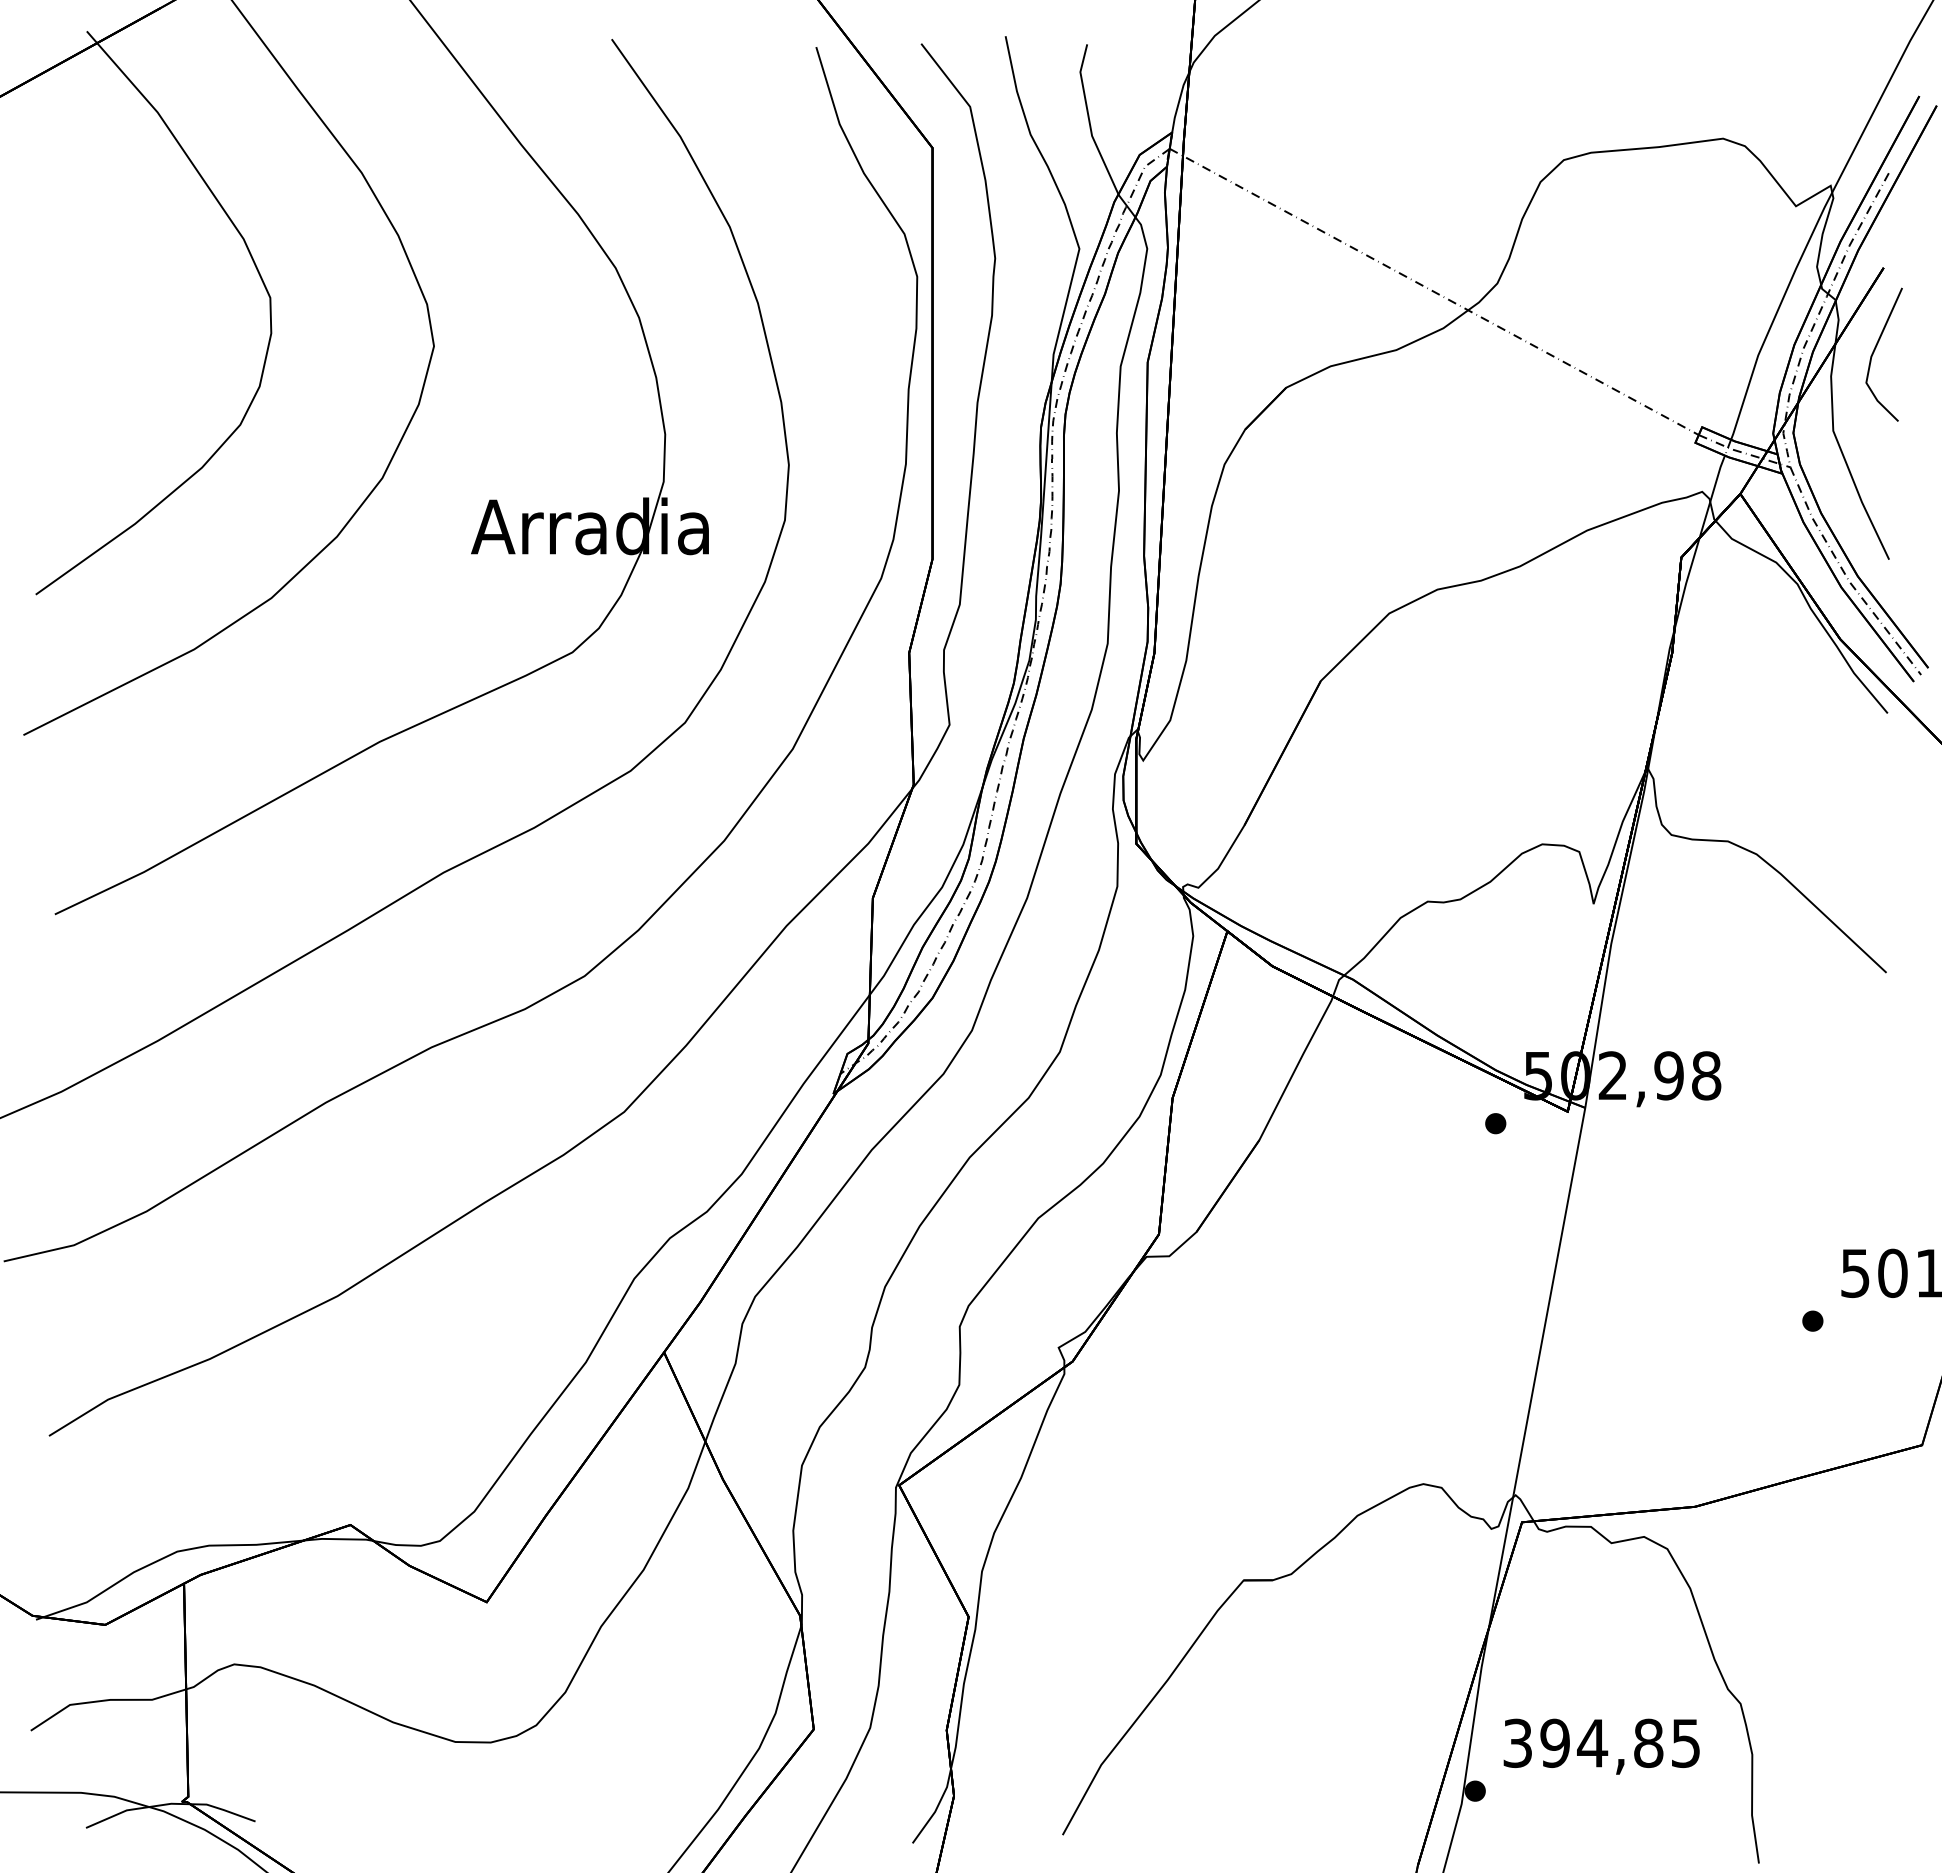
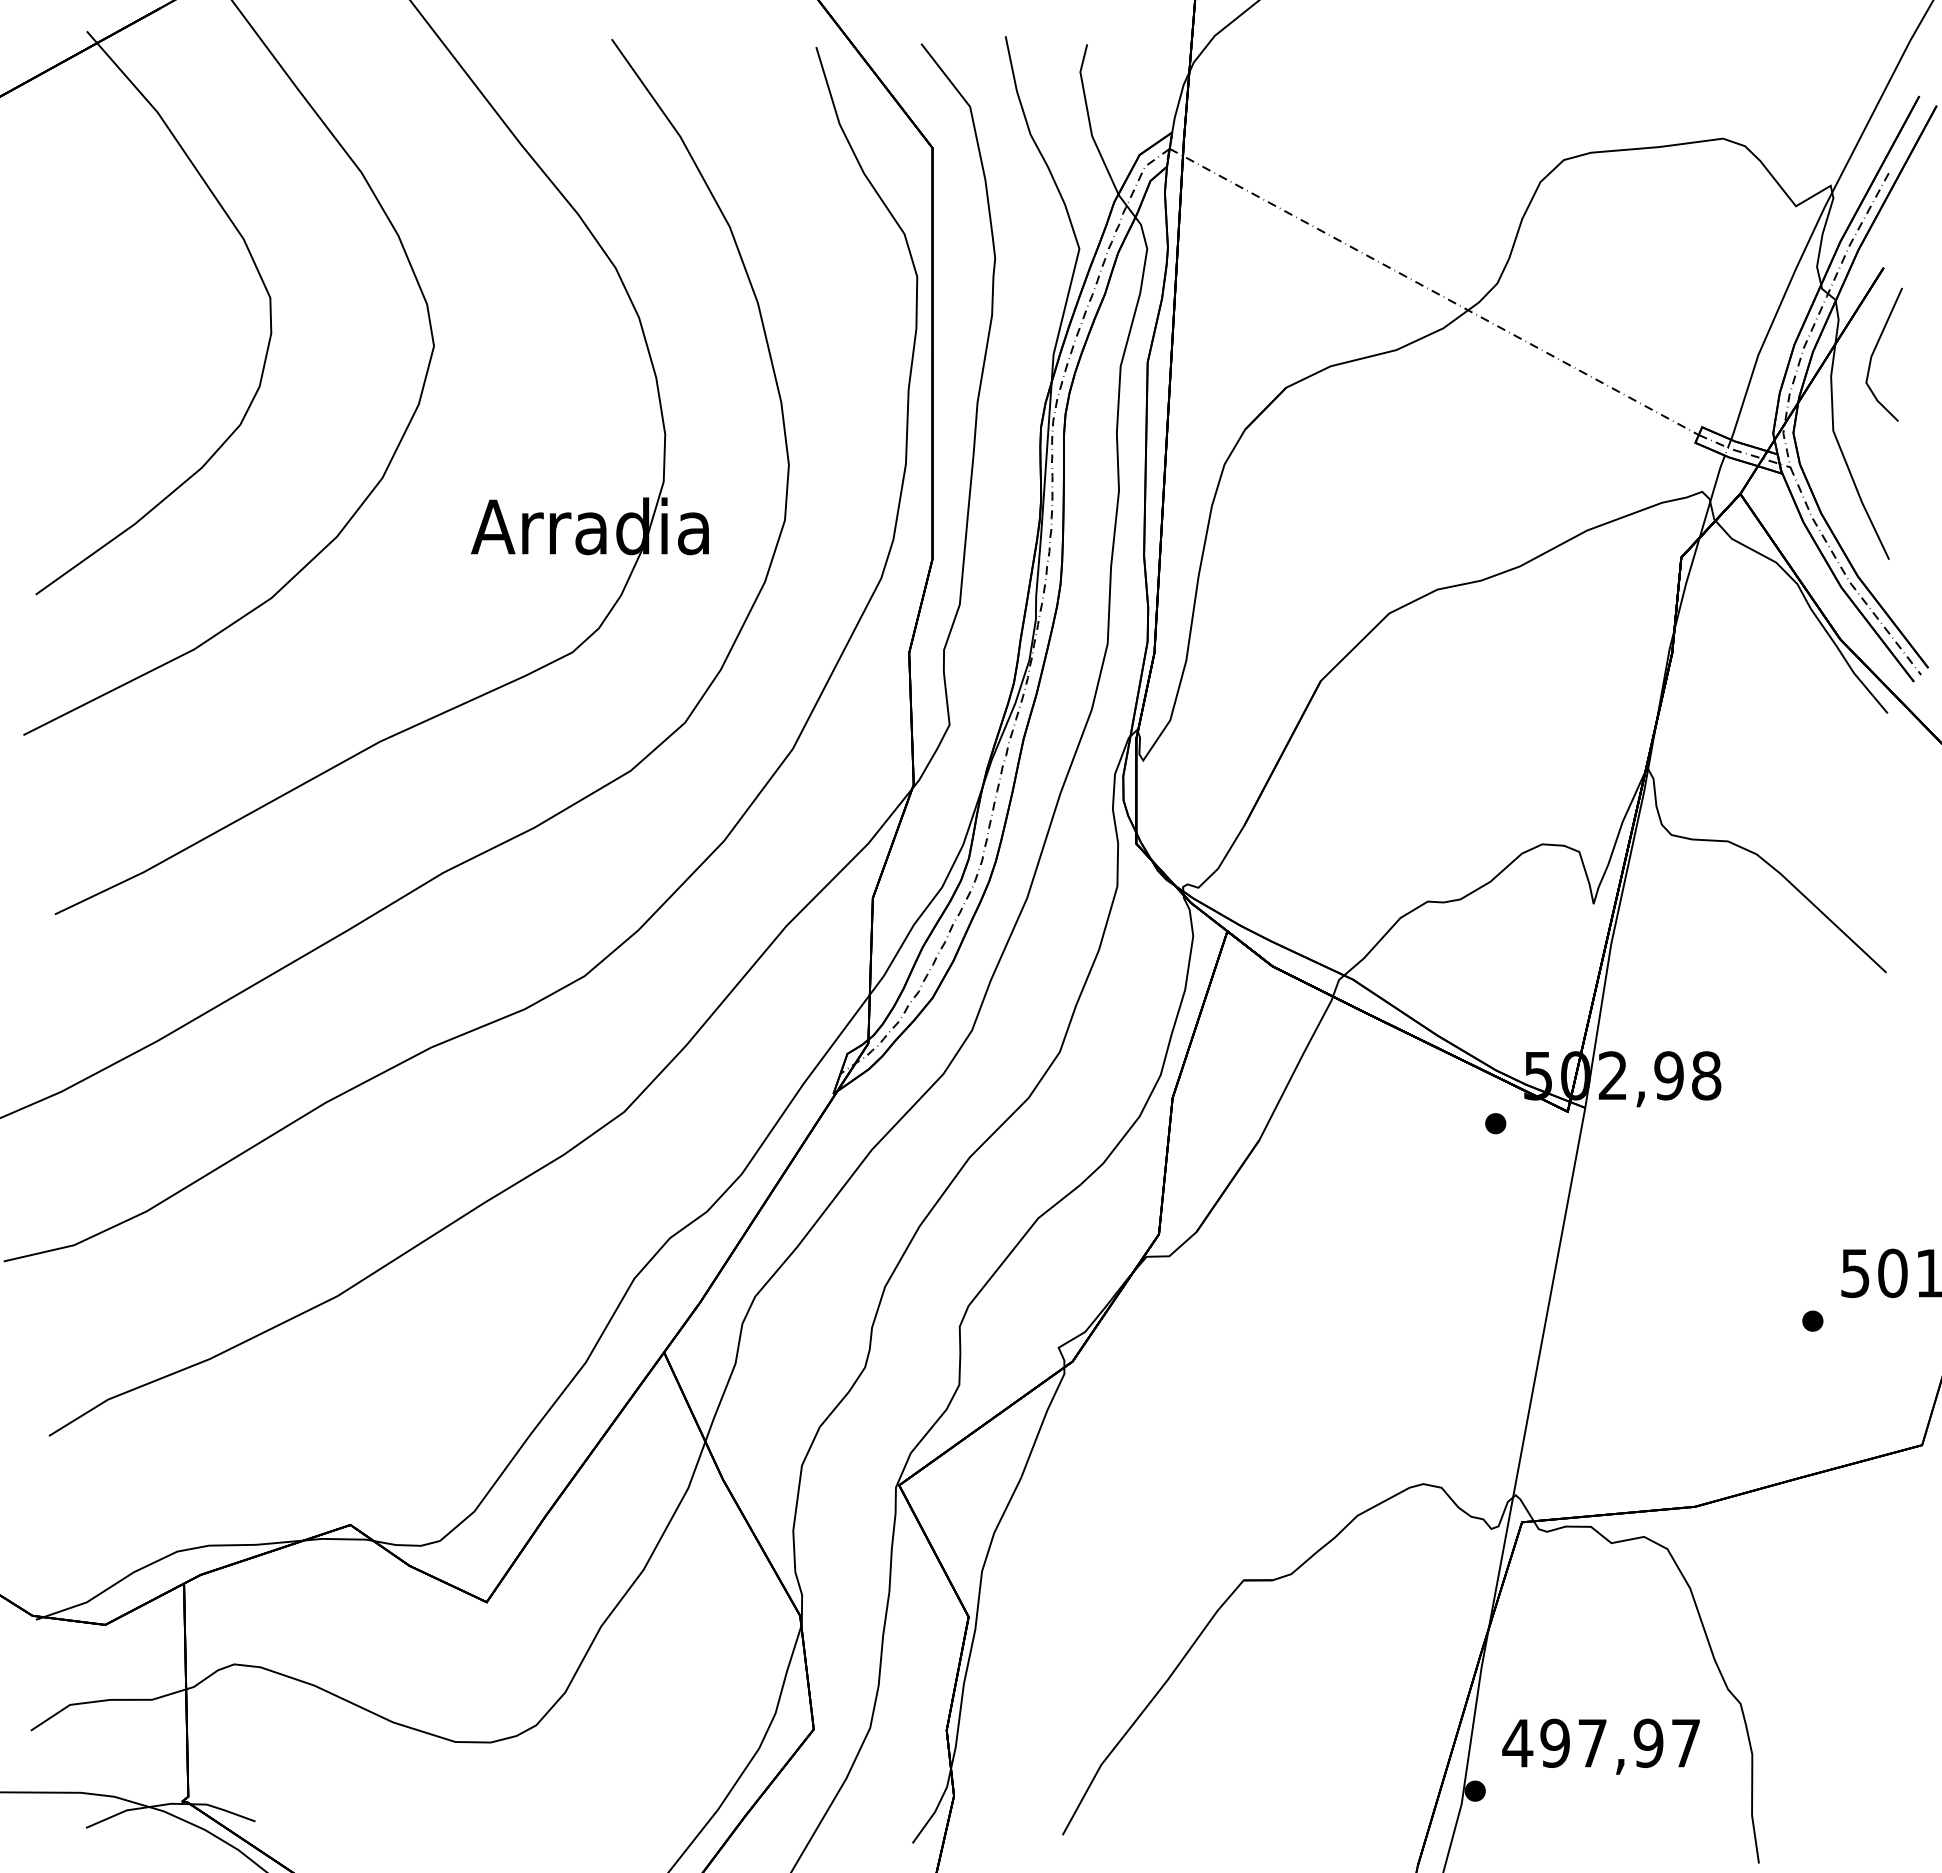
text: 394,85 -> 497,97 (1600, 1743)
